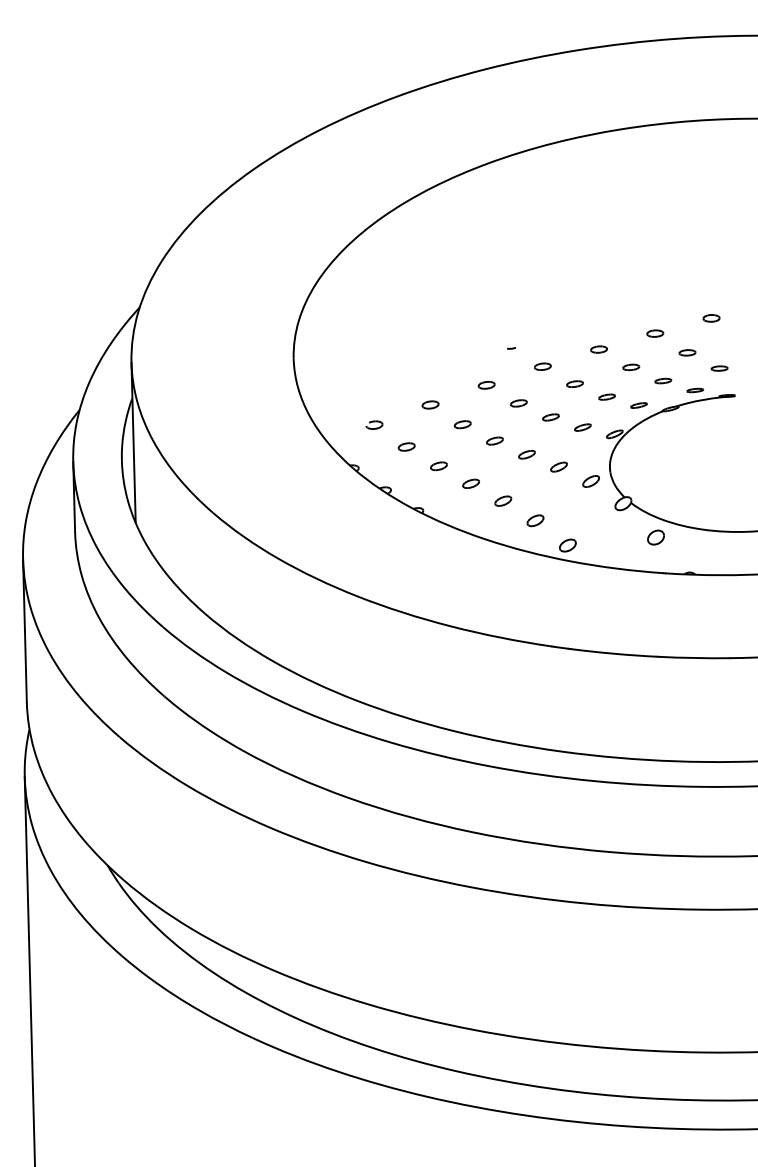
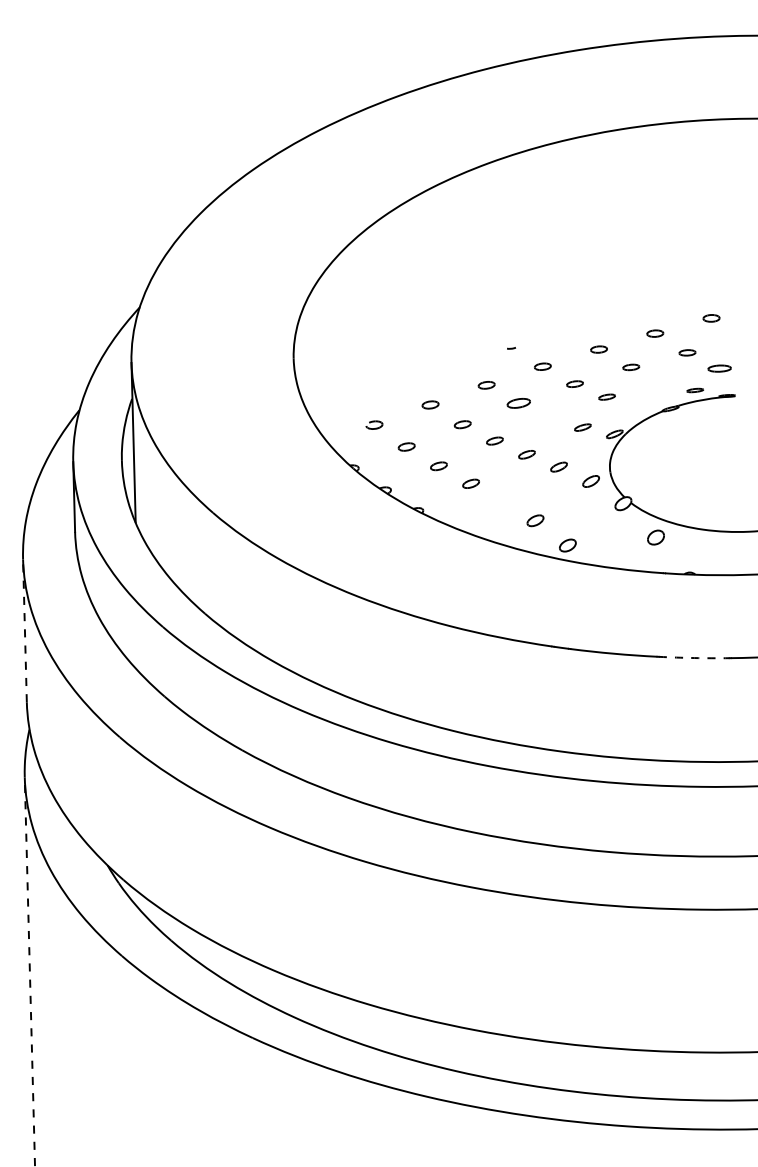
part size: 19x7 px -> 25x9 px (719, 368)
part: present -> none (663, 380)
part size: 18x9 px -> 25x11 px (518, 403)
part: present -> none (638, 405)
part: present -> none (550, 417)
part: present -> none (503, 500)
line: solid -> dashed (24, 630)
arc: solid -> dashed (694, 658)
line: solid -> dashed (29, 972)
